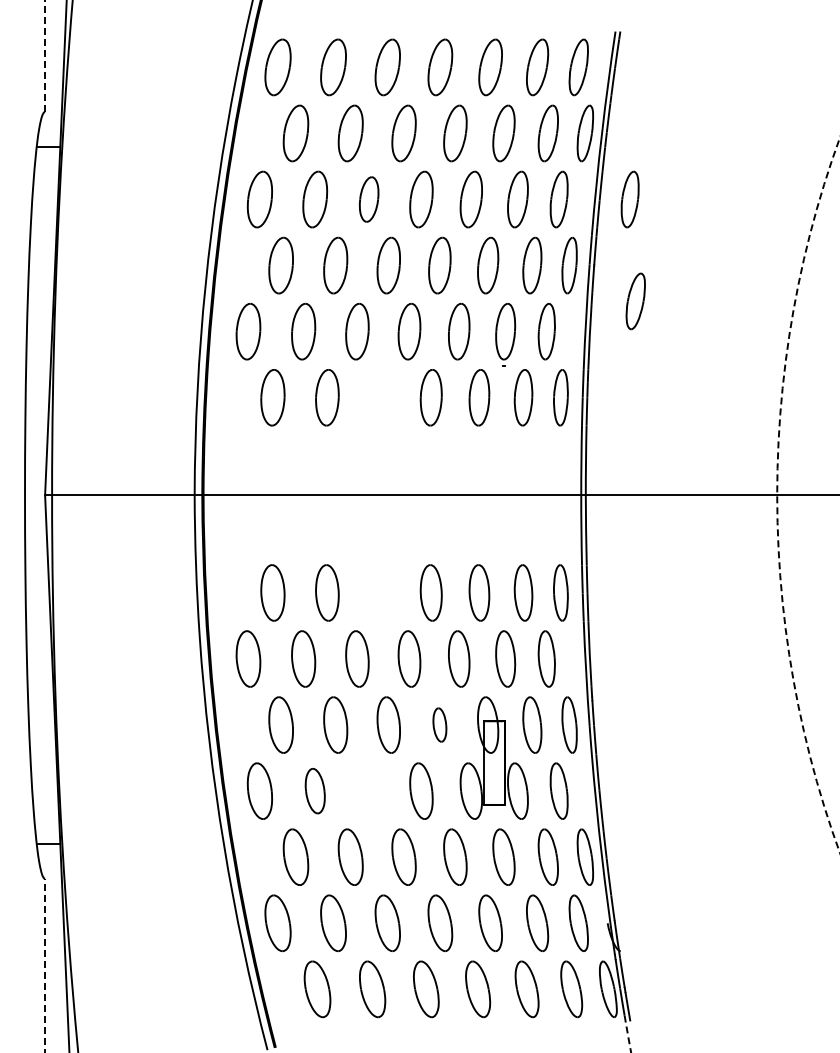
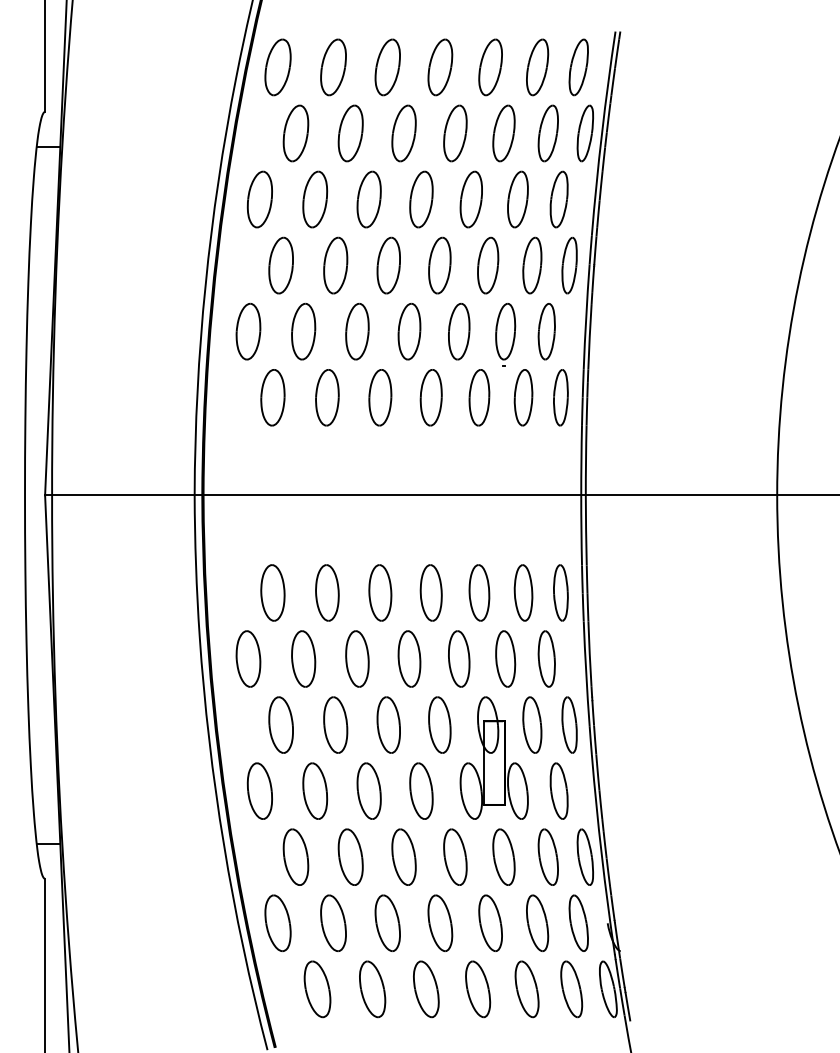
line: dashed -> solid (45, 56)
part size: 22x47 px -> 26x59 px (368, 199)
part: present -> none (629, 199)
part: present -> none (635, 301)
part: none -> present (380, 397)
circle: dashed -> solid (808, 495)
part: none -> present (380, 592)
part size: 16x36 px -> 24x58 px (439, 724)
part: none -> present (368, 790)
part size: 22x47 px -> 27x58 px (315, 790)
line: dashed -> solid (45, 965)
arc: dashed -> solid (627, 1034)
